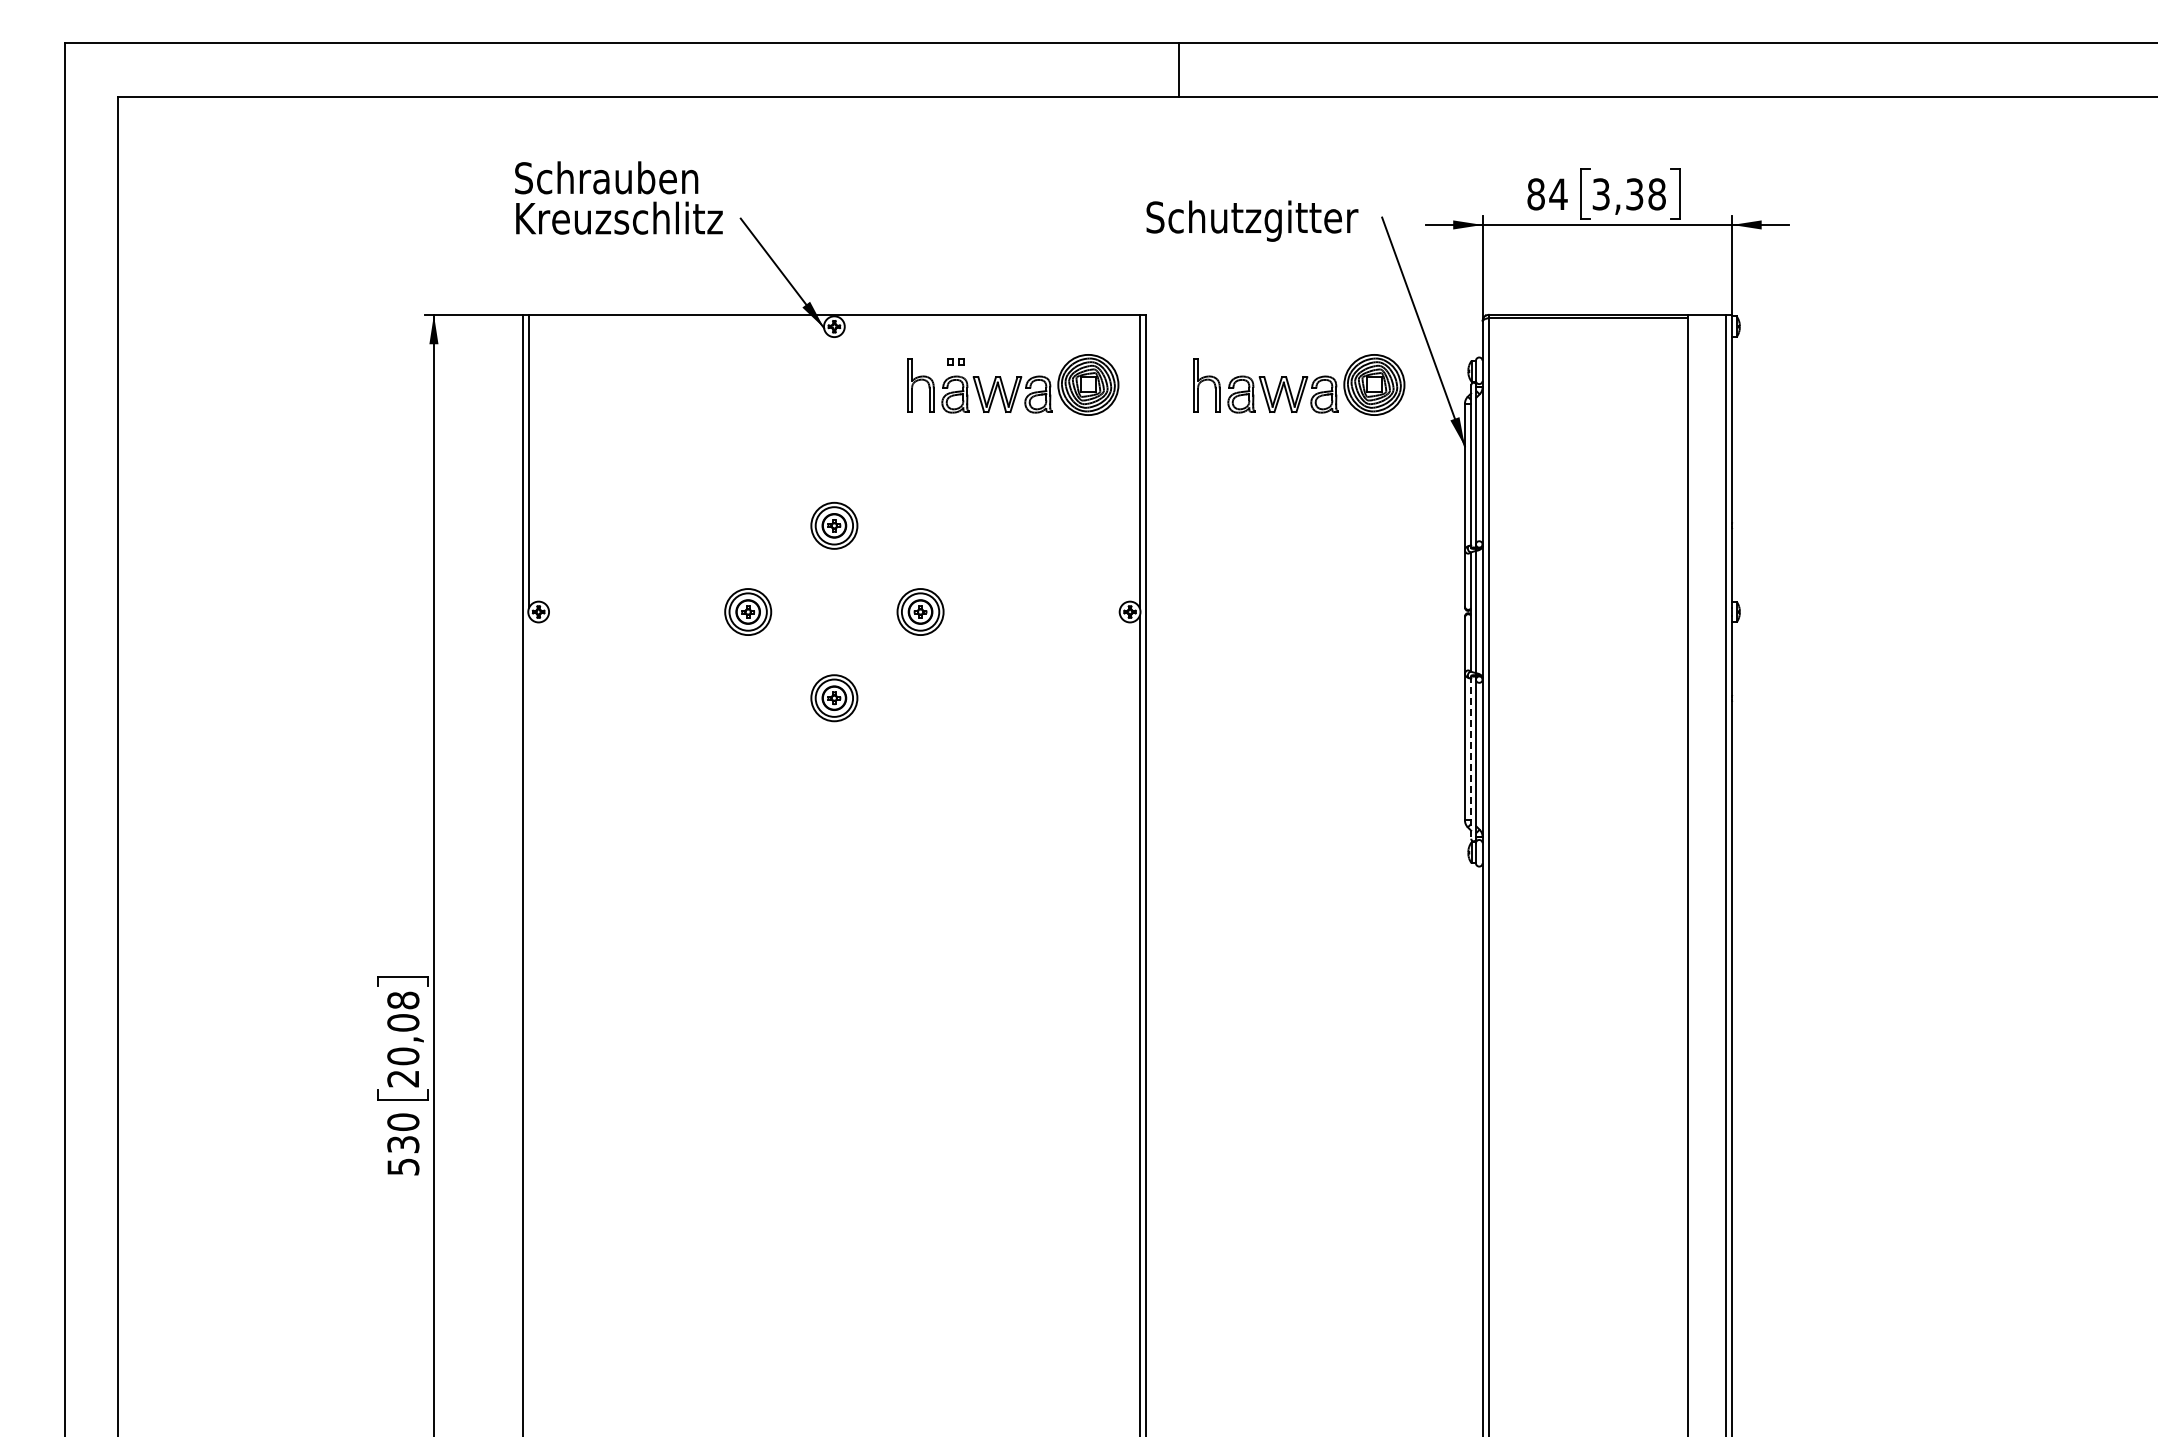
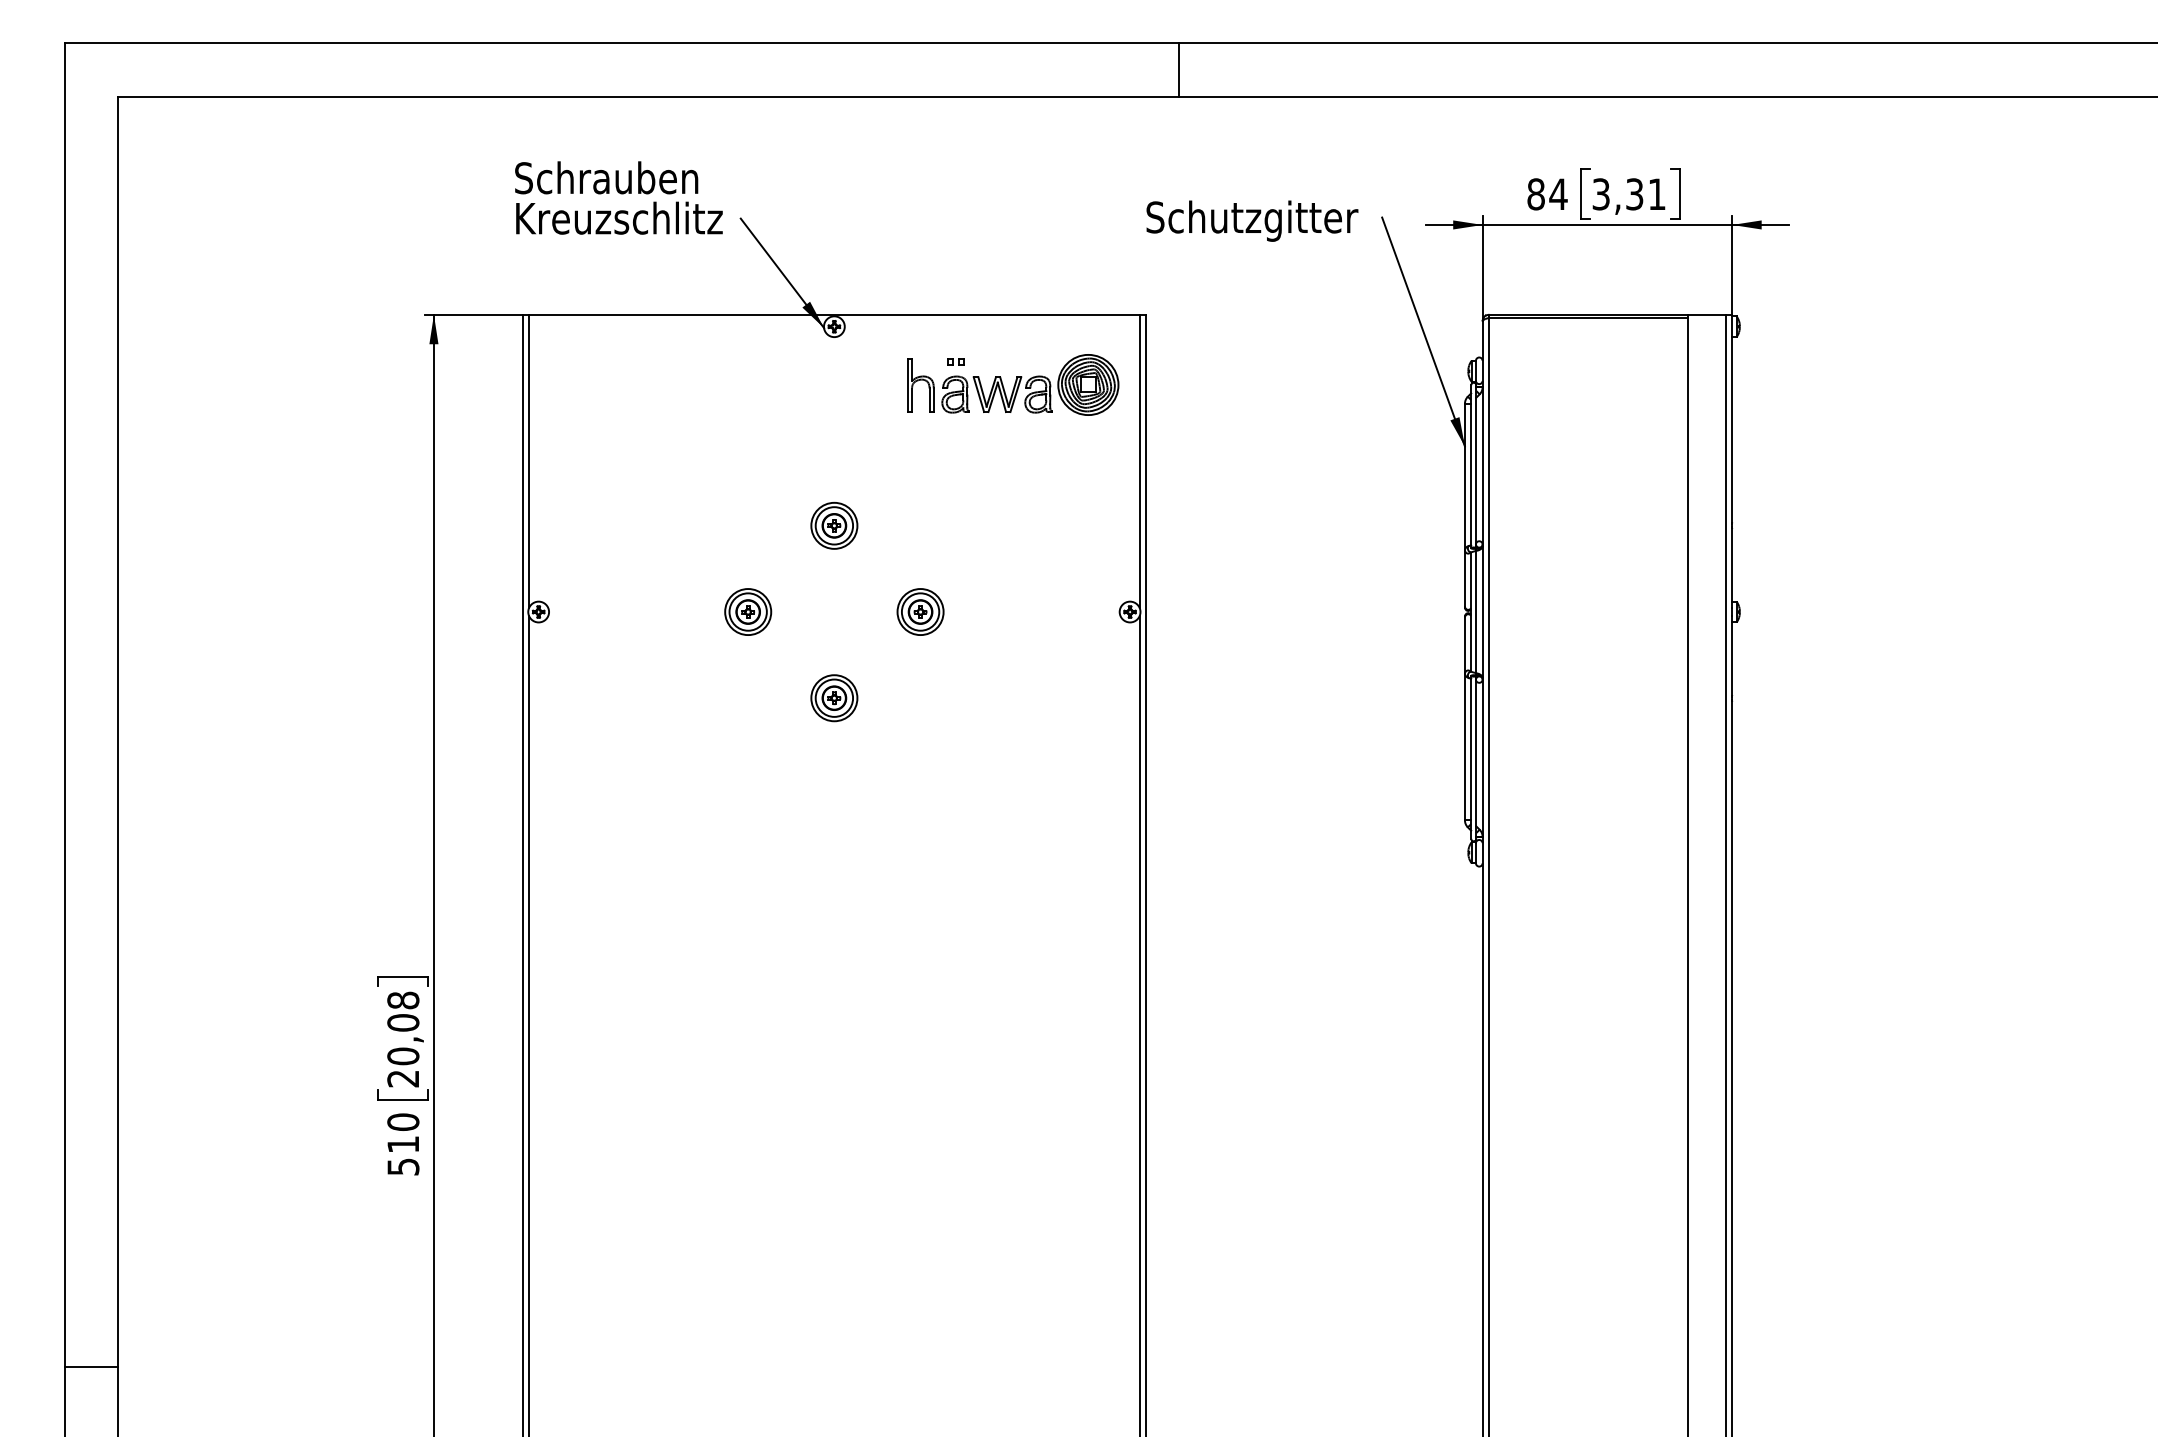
text: 3,38 -> 3,31 (1656, 194)
part: present -> none (1299, 384)
line: dashed -> solid (1471, 757)
line: none -> present (529, 1024)
text: 530 -> 510 (403, 1144)
line: none -> present (91, 1367)
